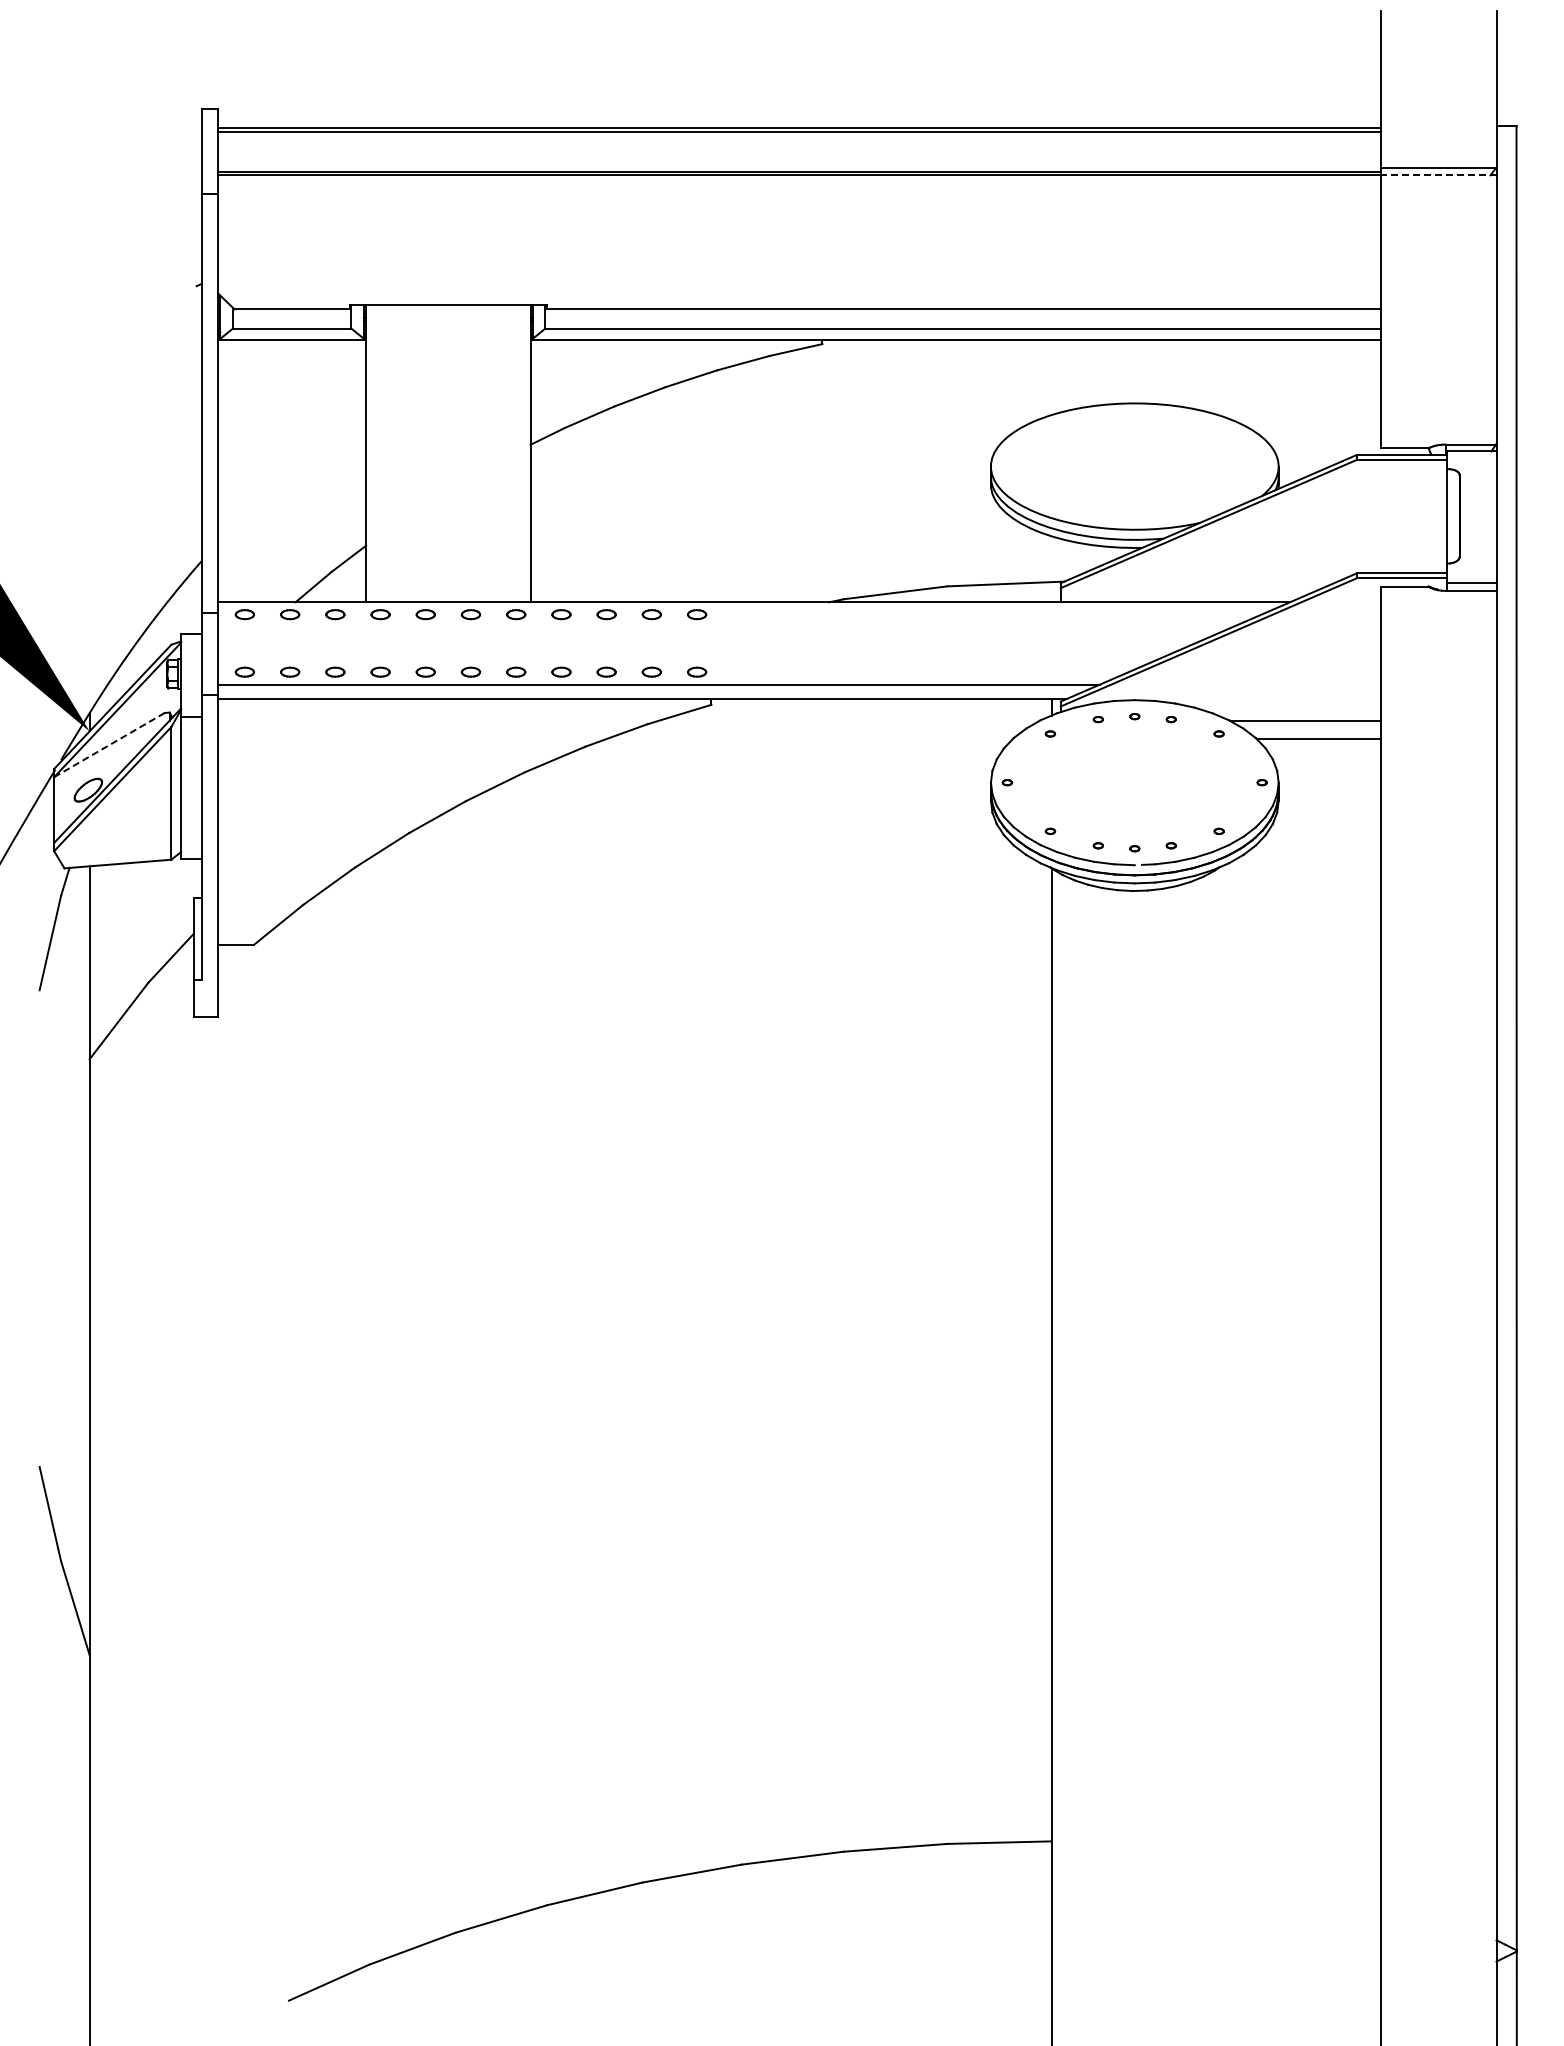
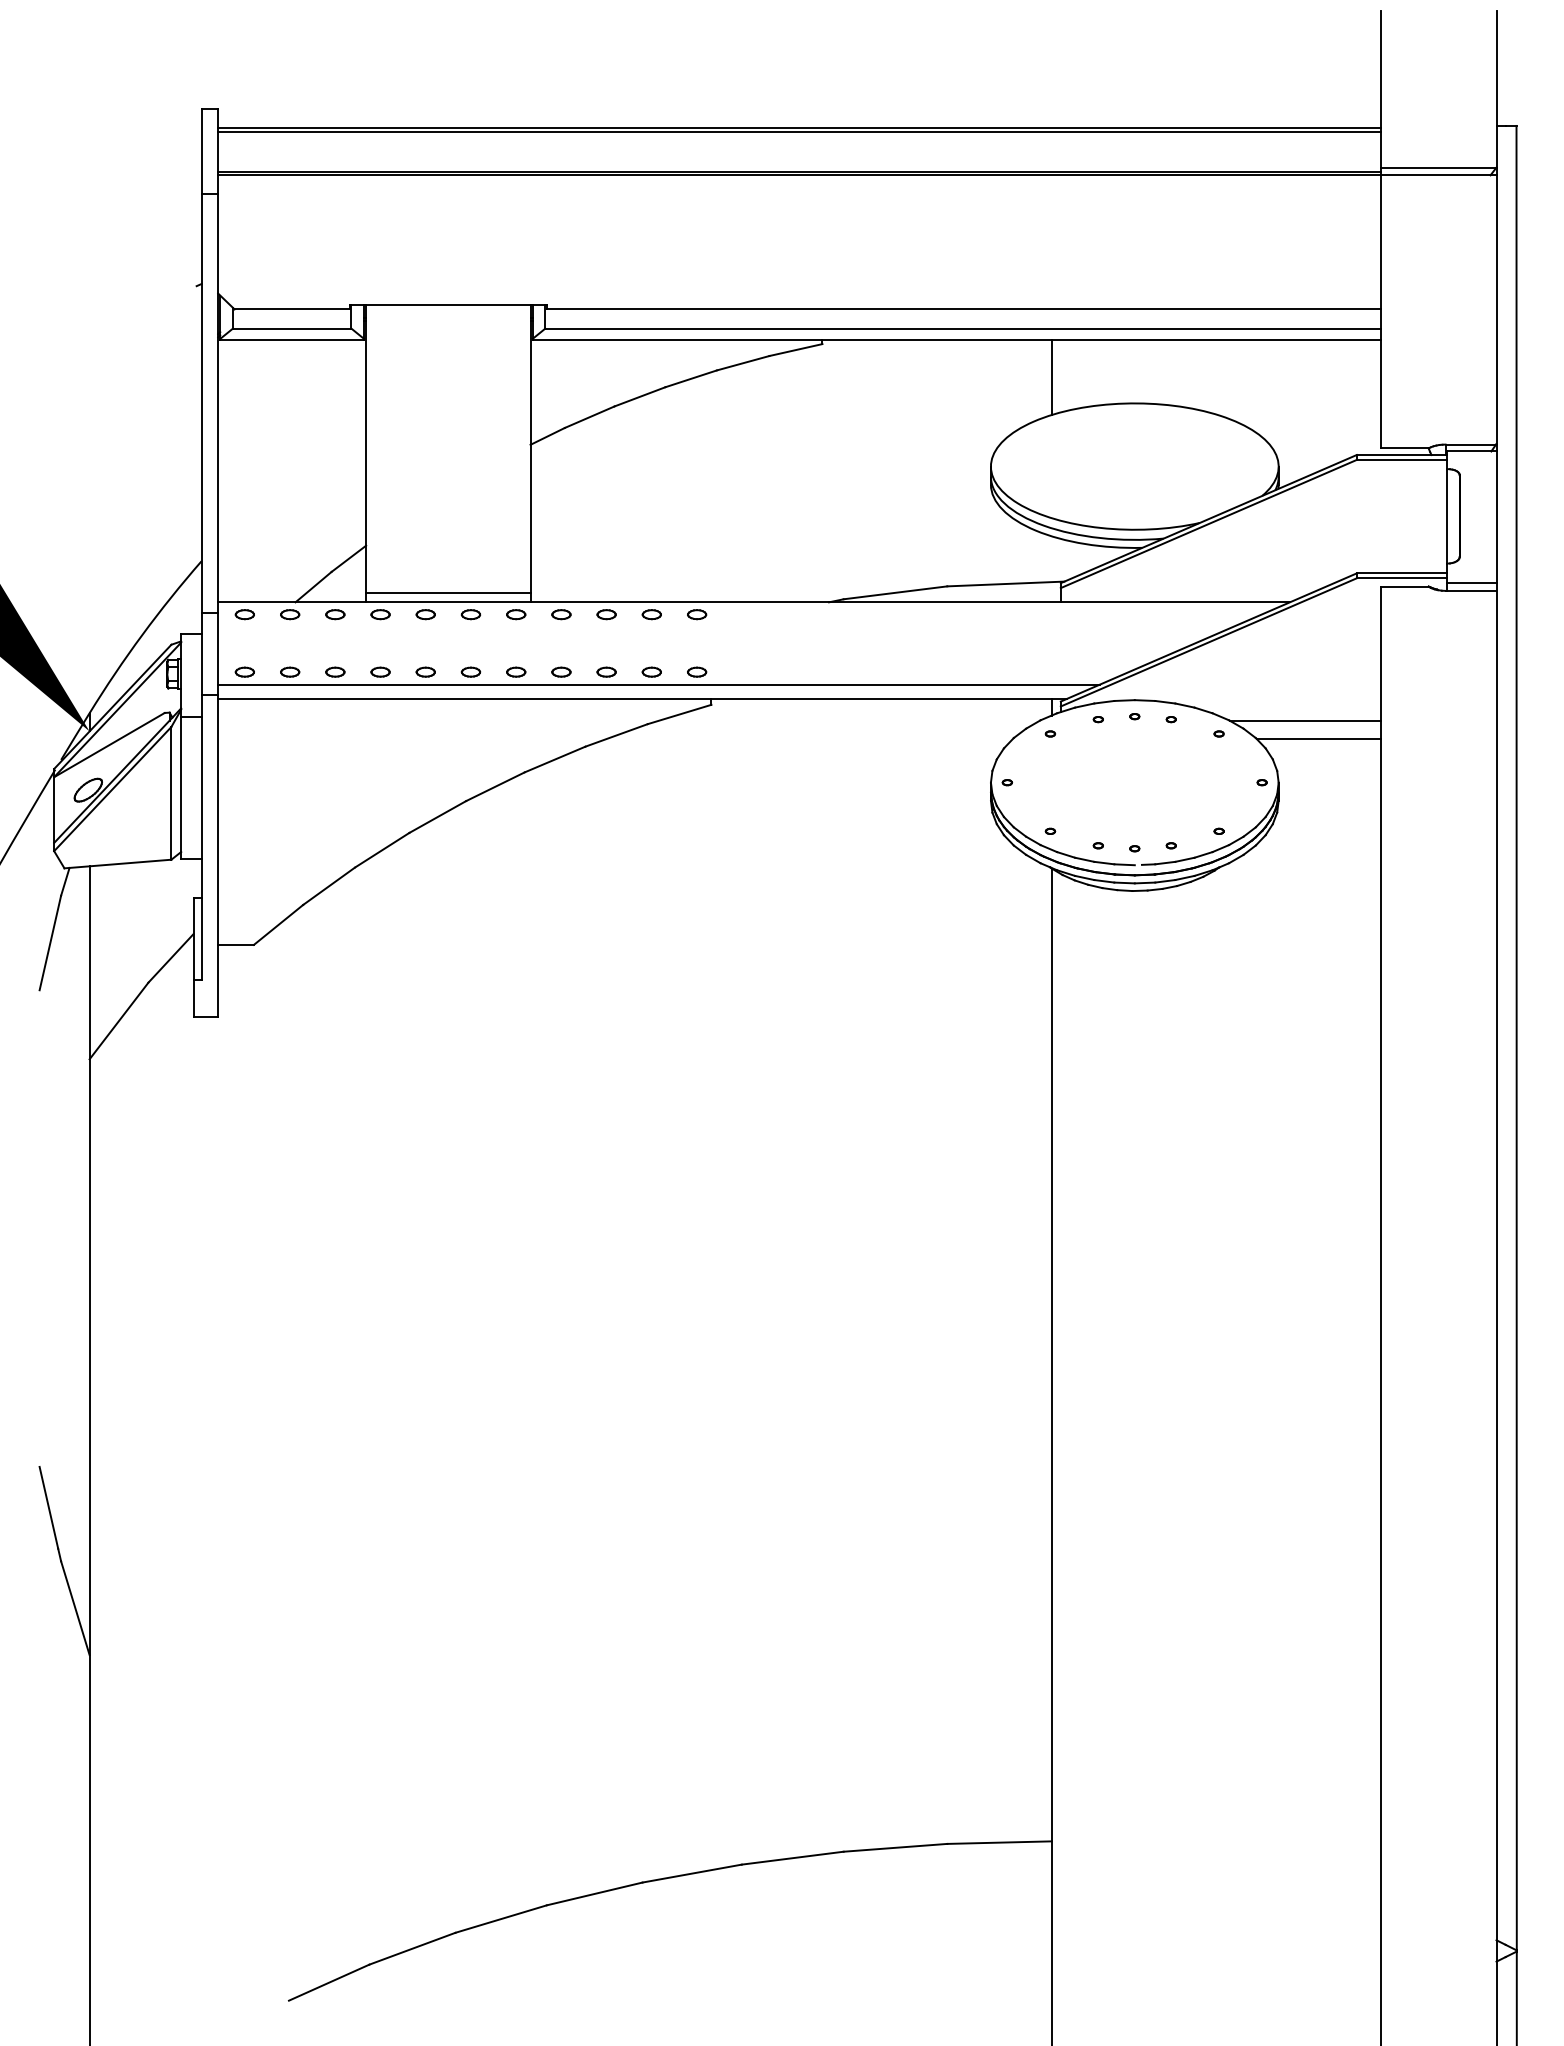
line: dashed -> solid (1438, 175)
line: none -> present (1051, 377)
line: none -> present (448, 593)
line: dashed -> solid (109, 745)
